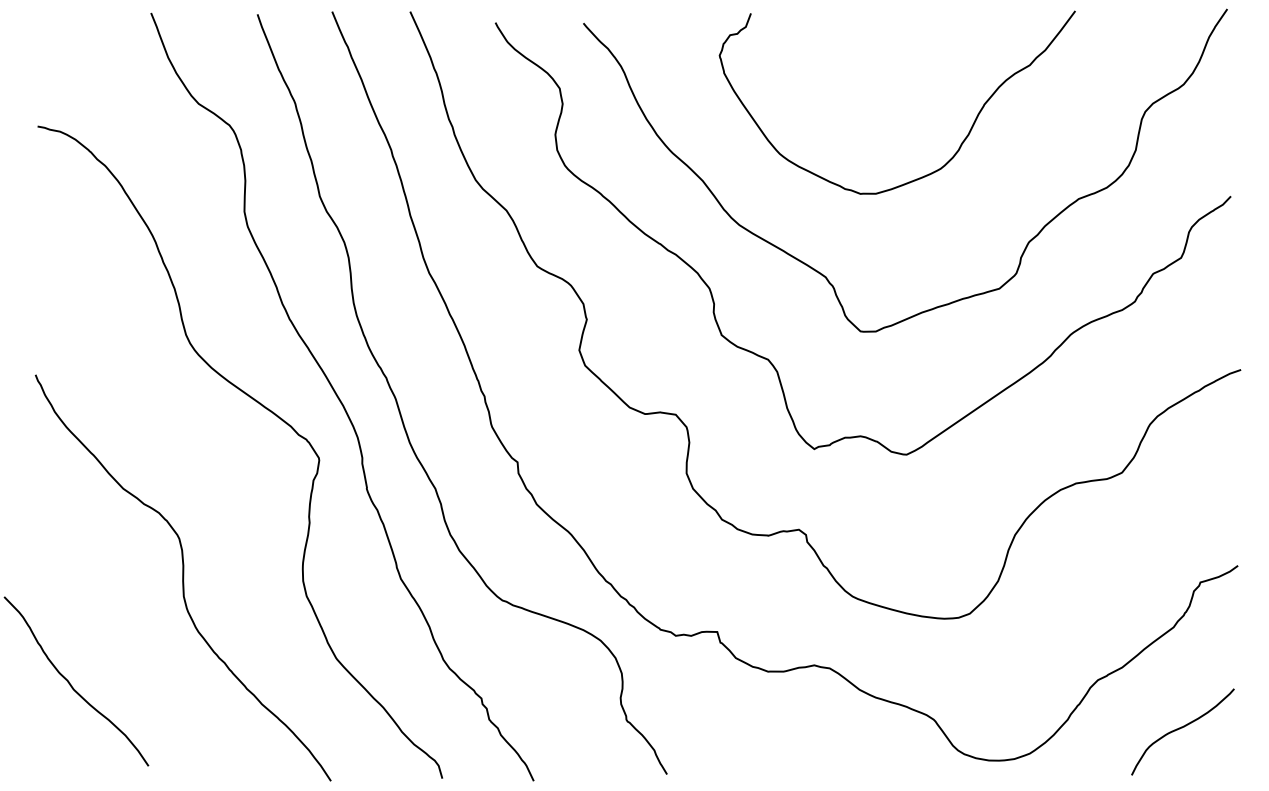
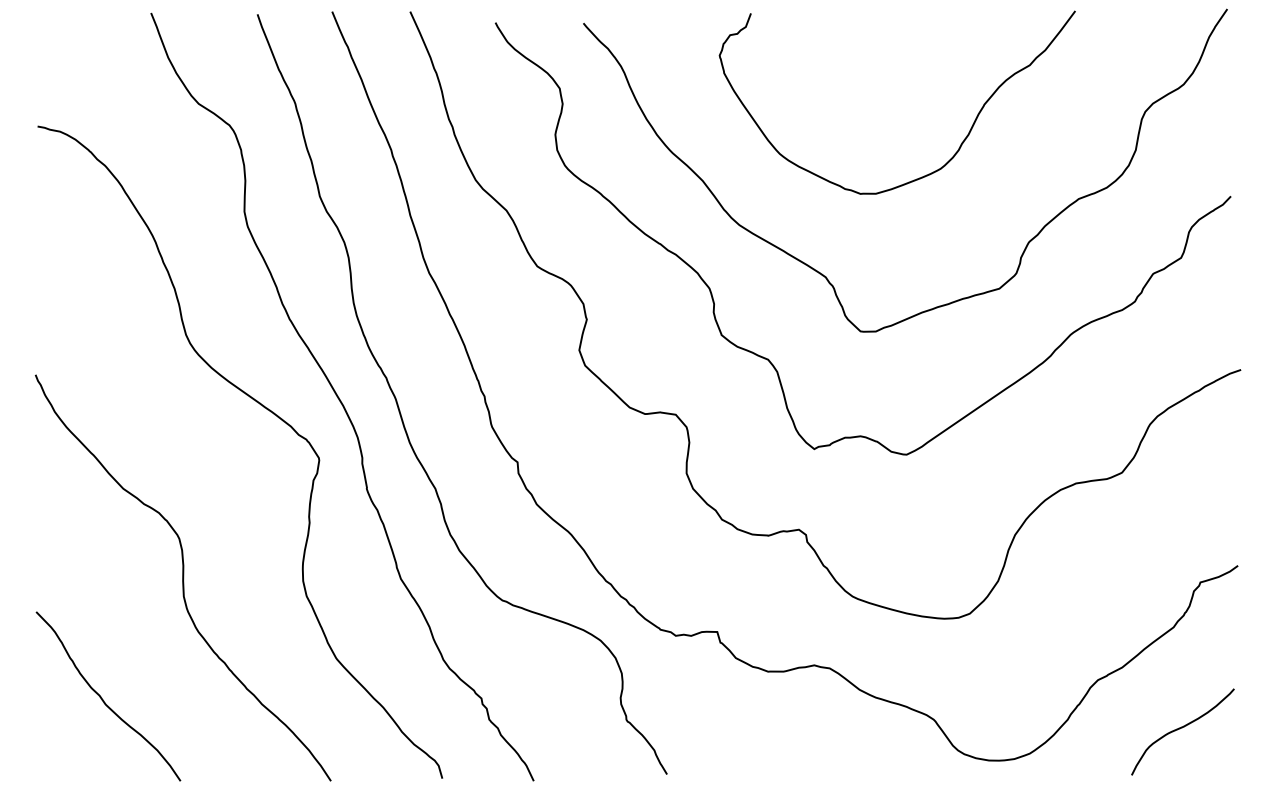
curve position: (72, 685) -> (104, 700) (104, 700)
